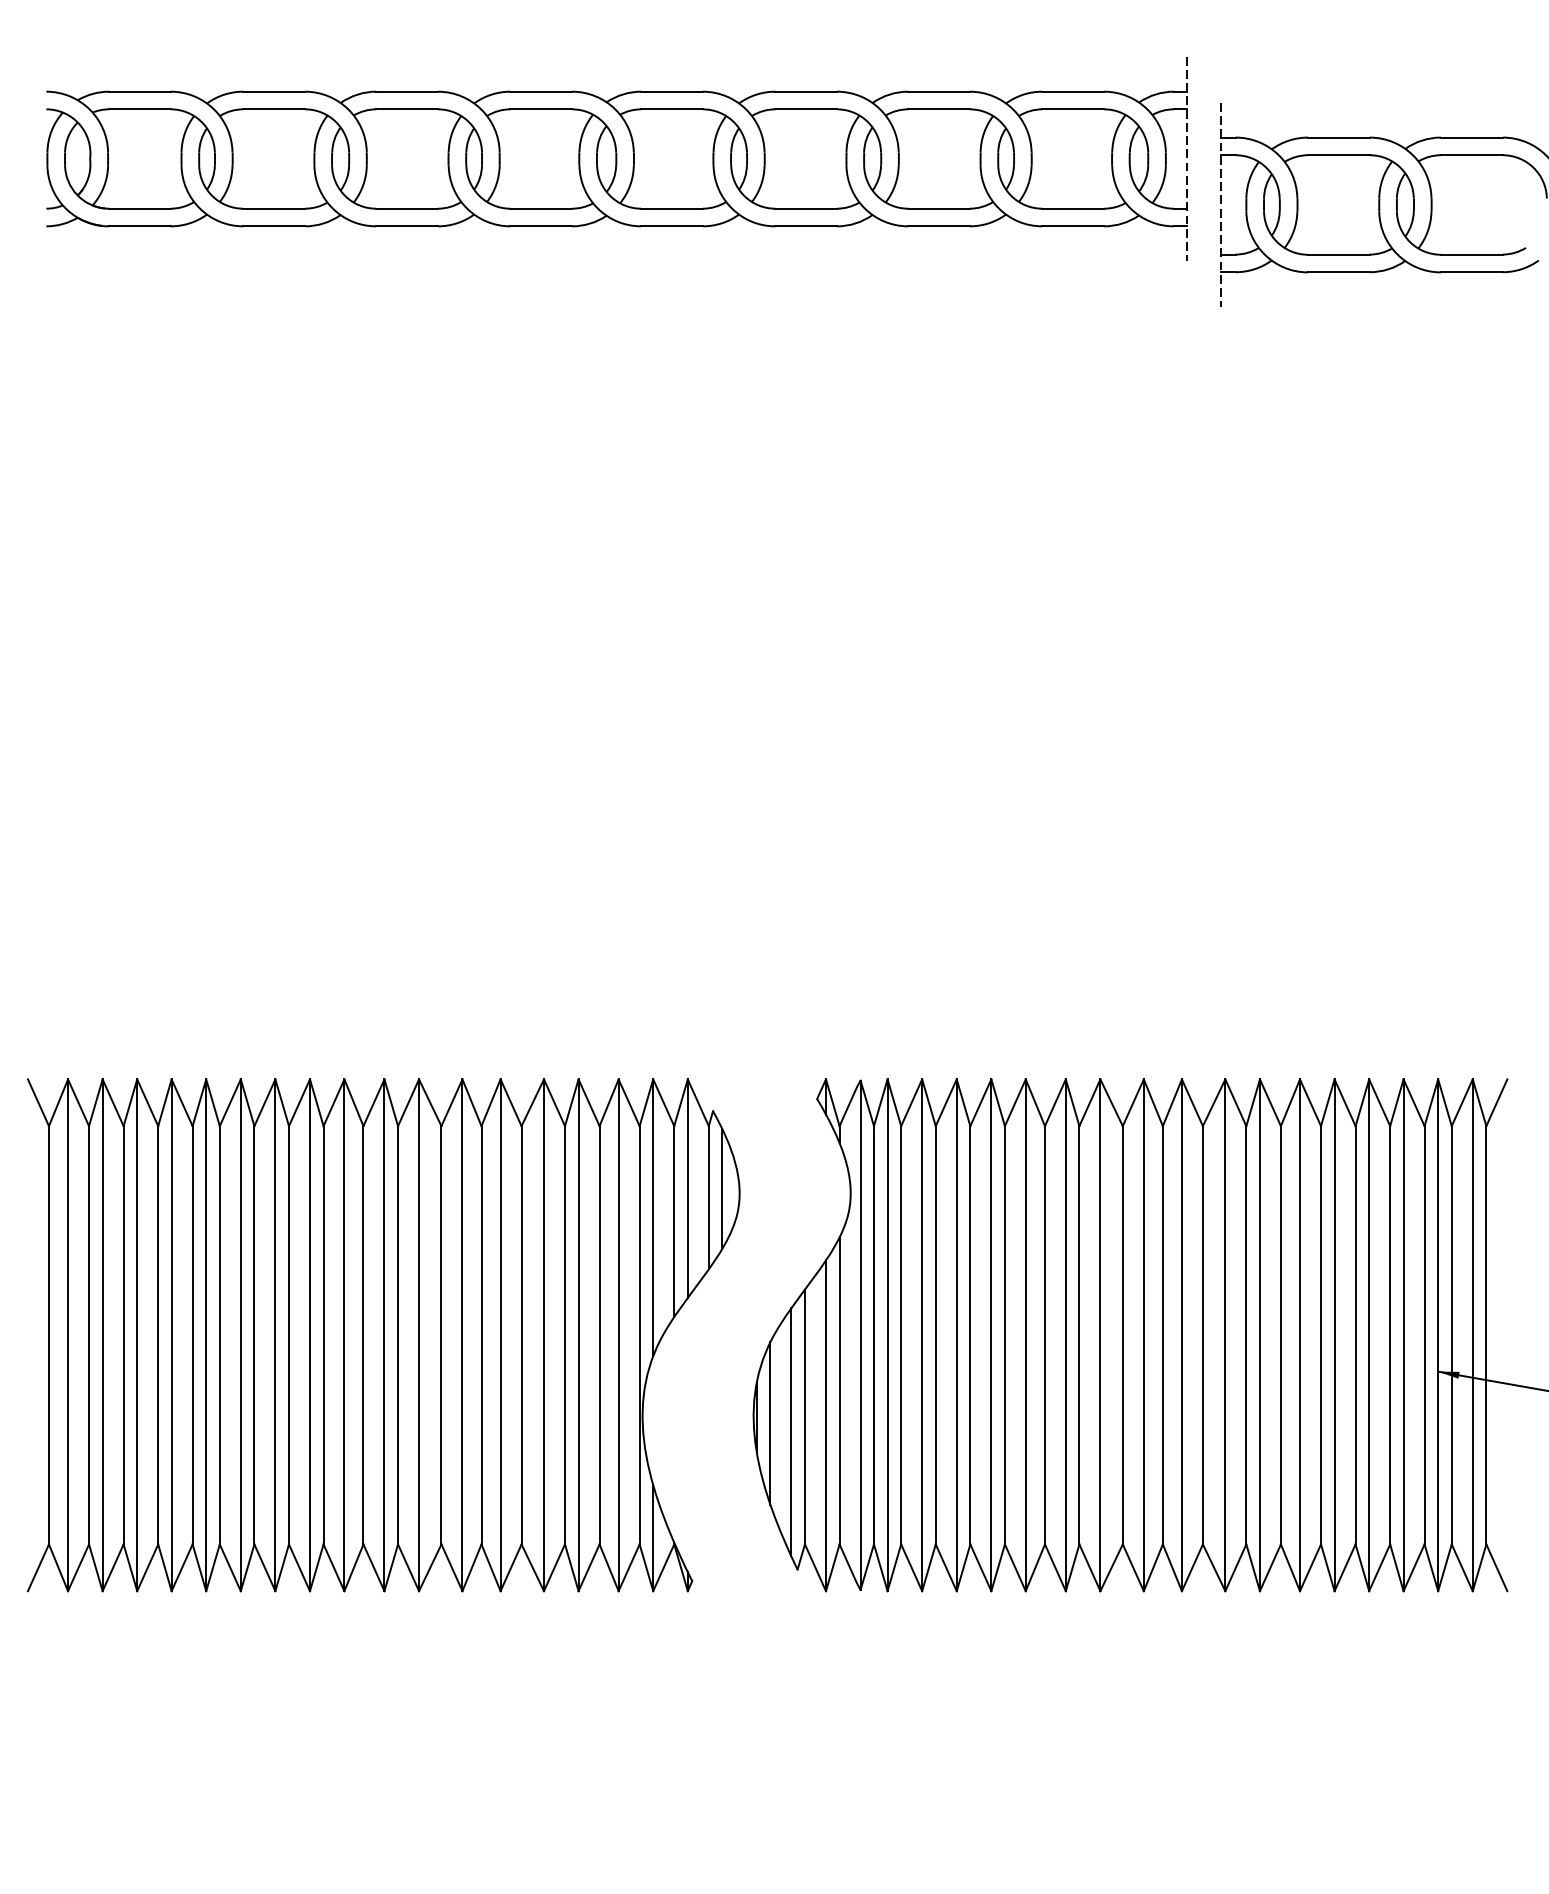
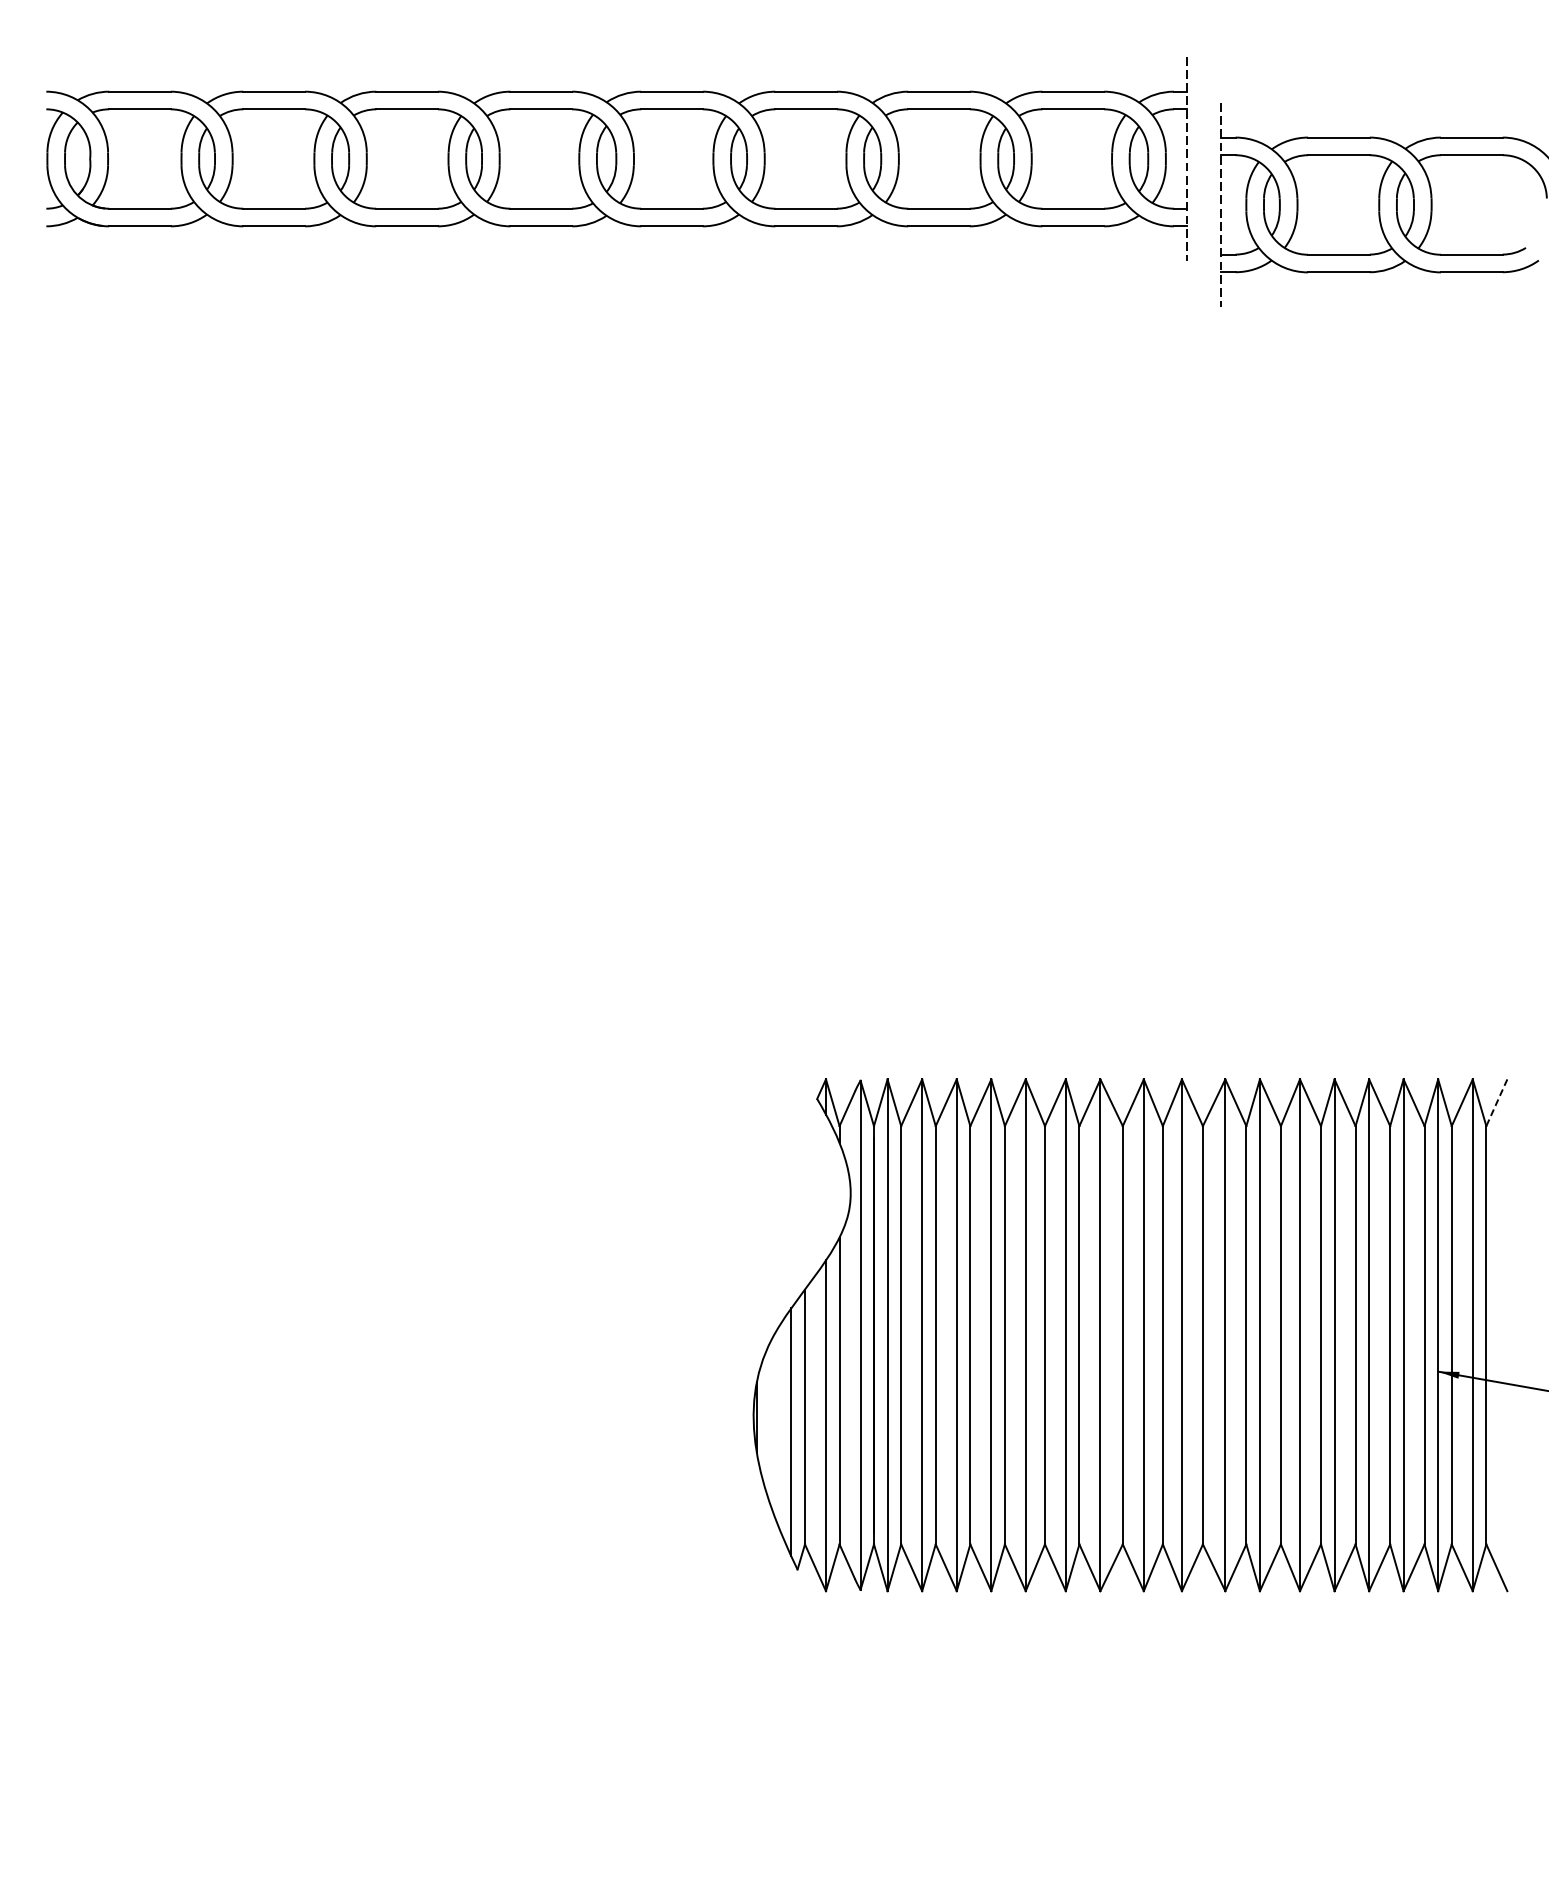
line: solid -> dashed (1496, 1102)
part: present -> none (383, 1335)
line: present -> none (770, 1423)
